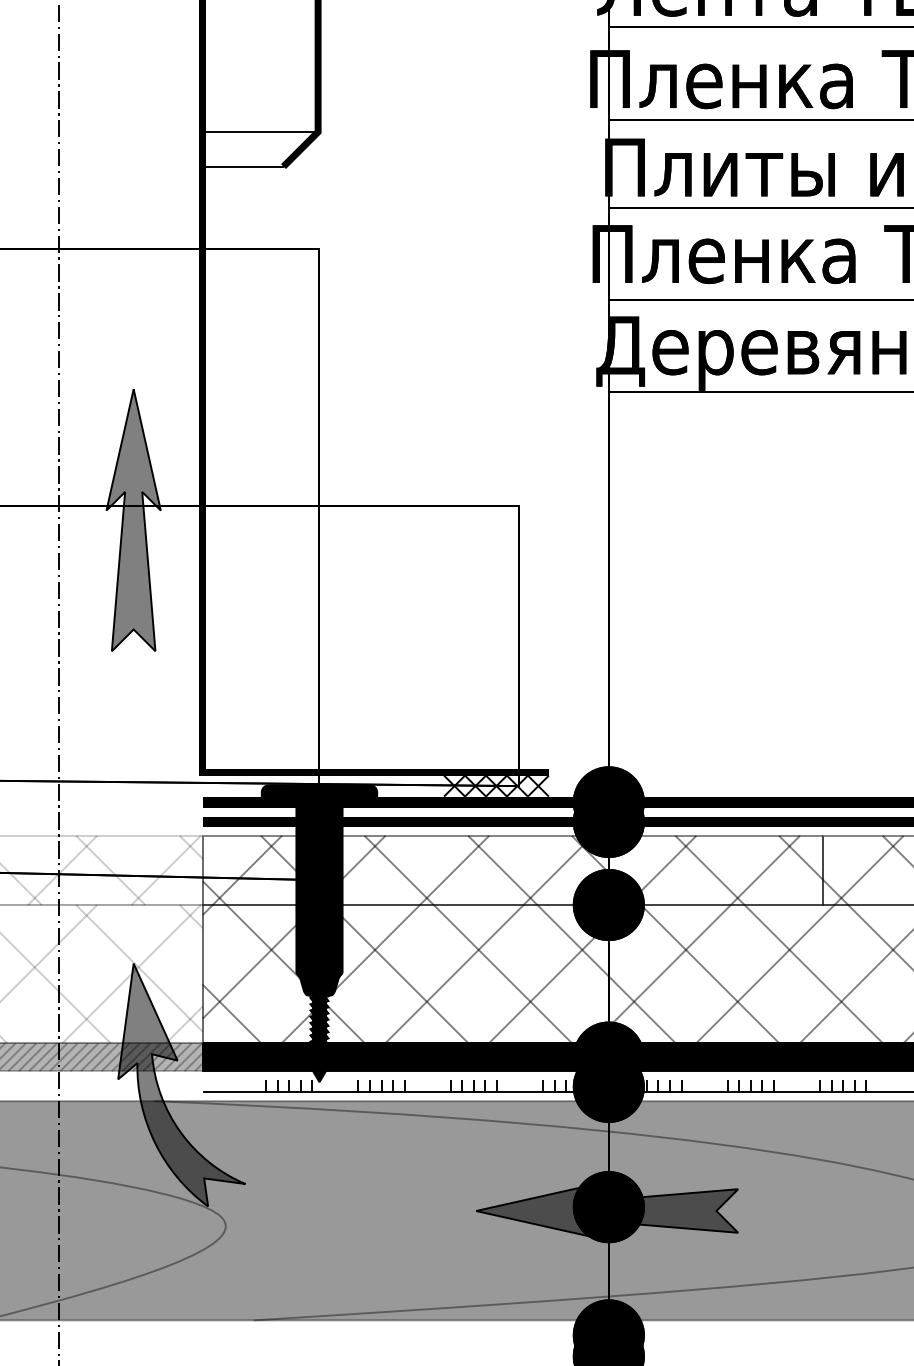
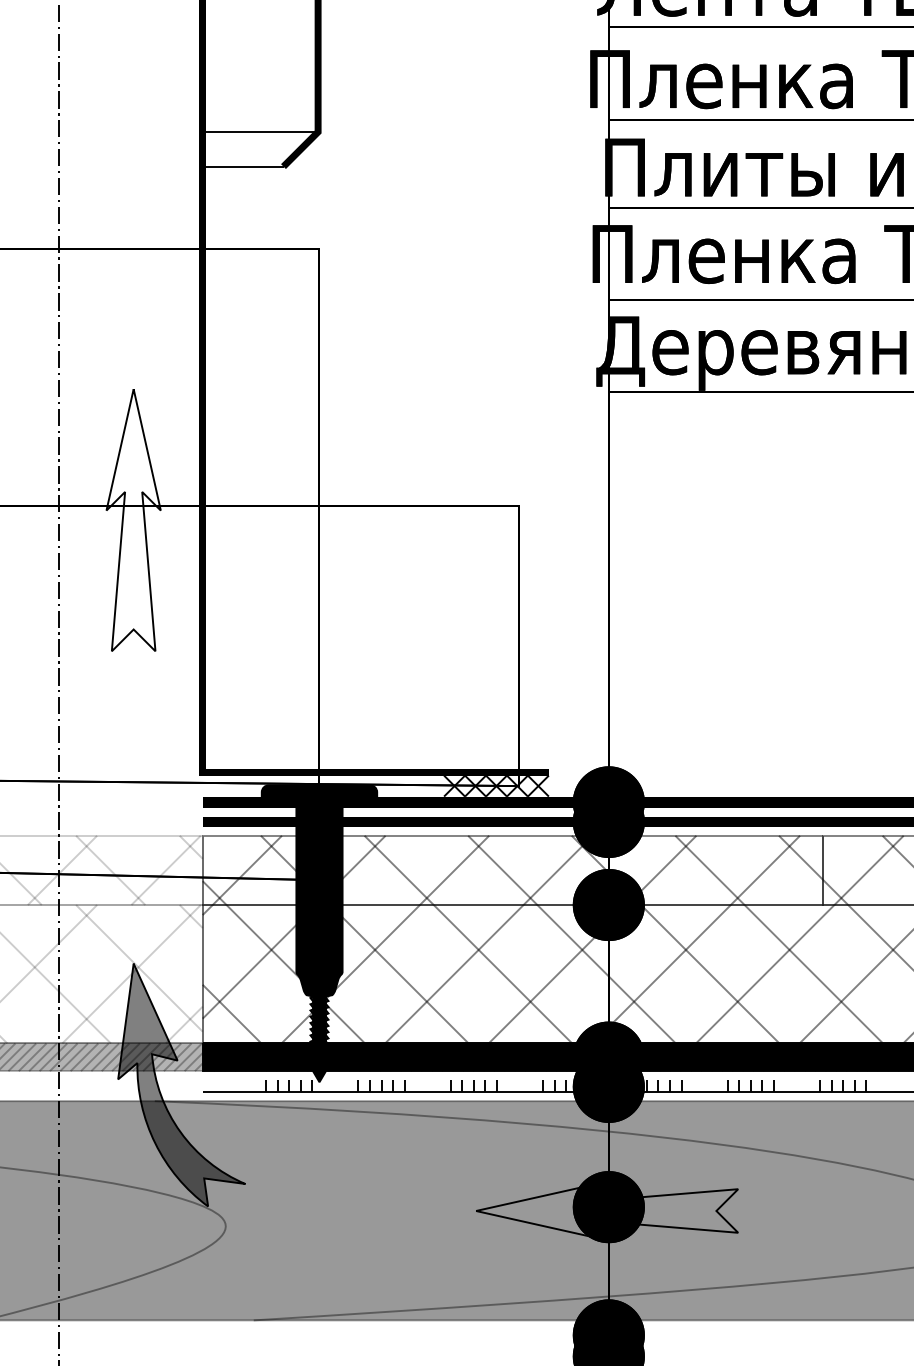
fill: present -> none (133, 520)
fill: present -> none (607, 1210)
